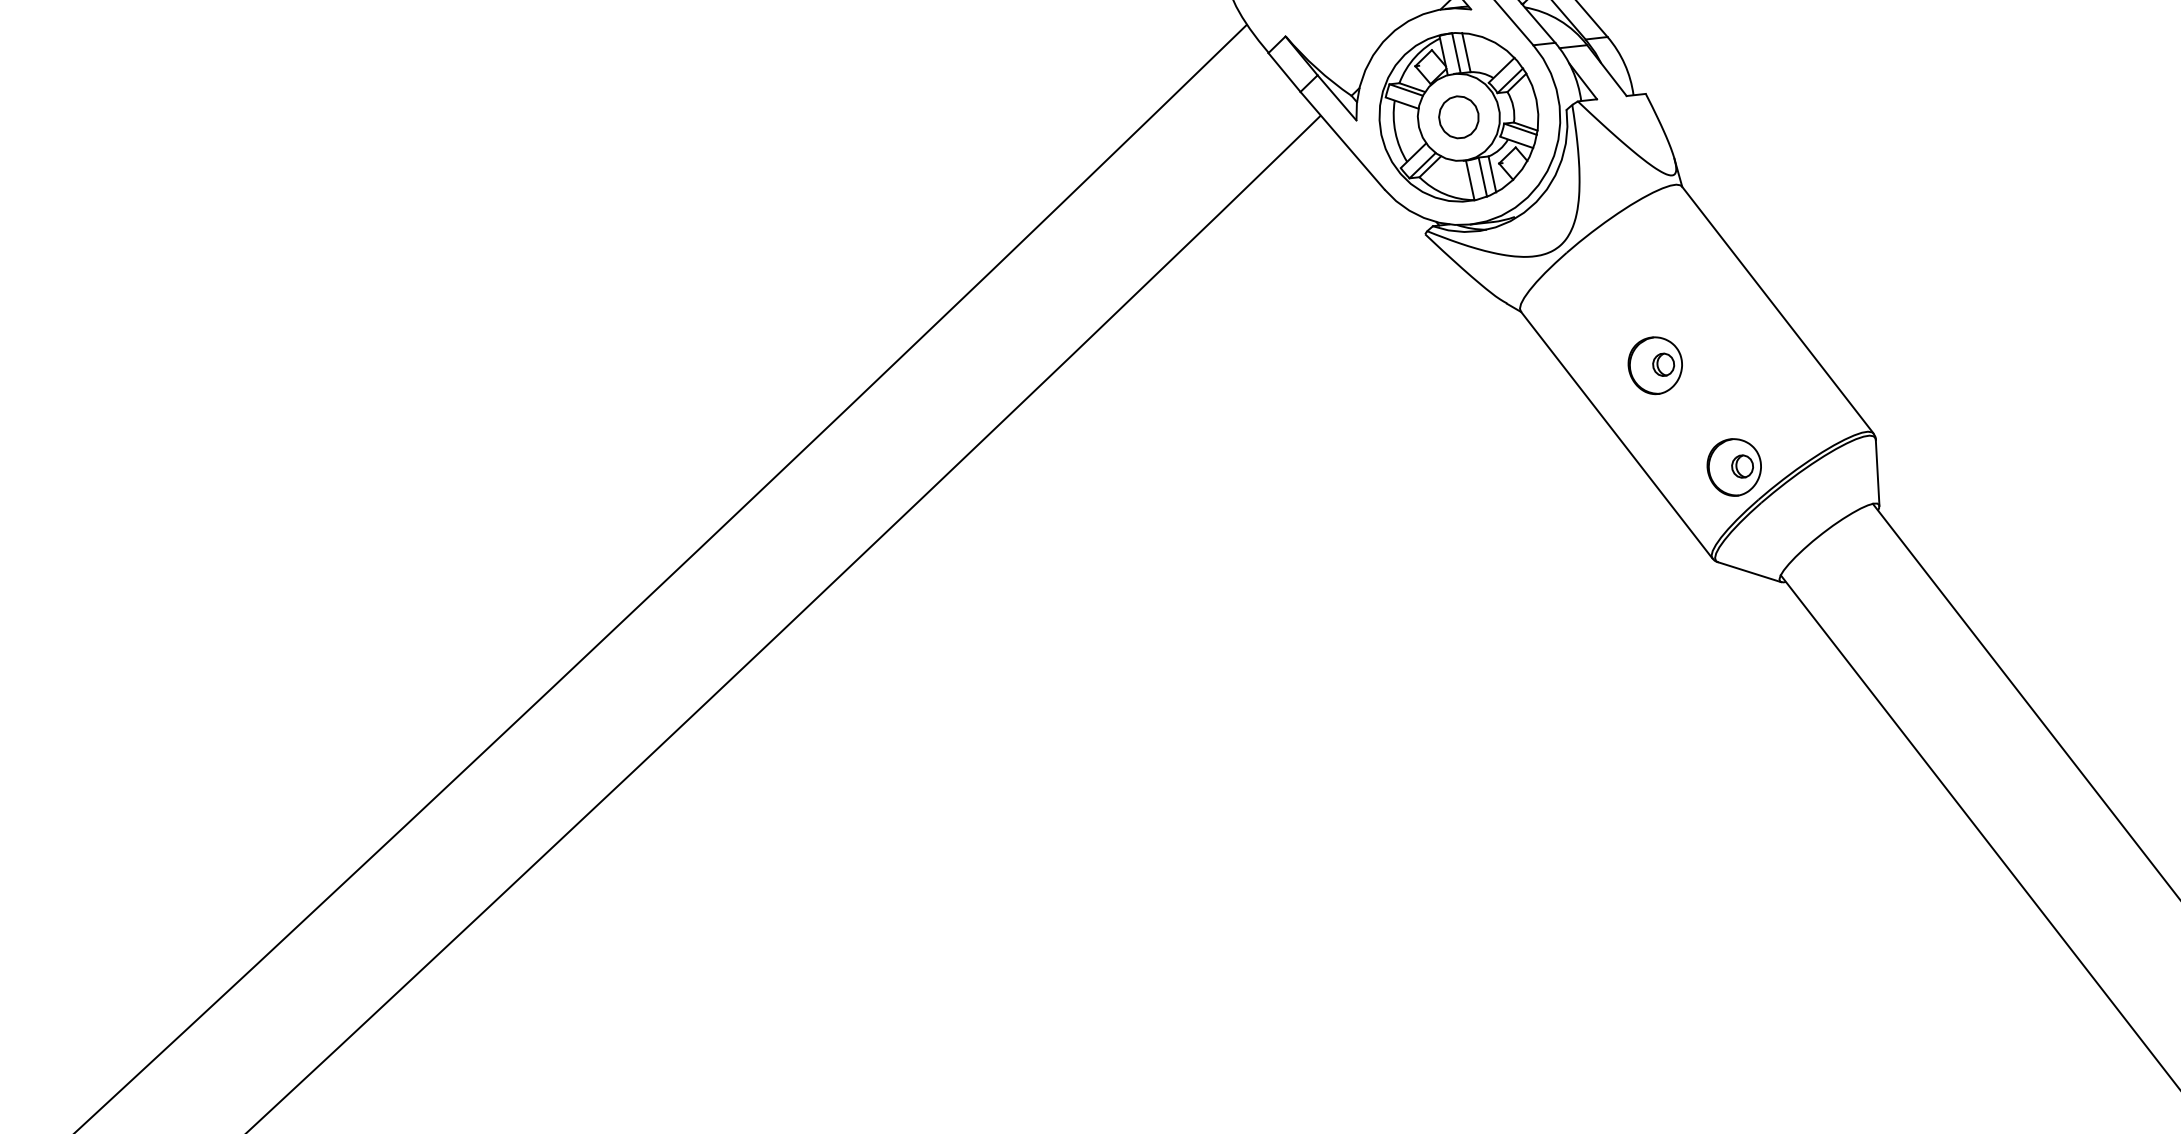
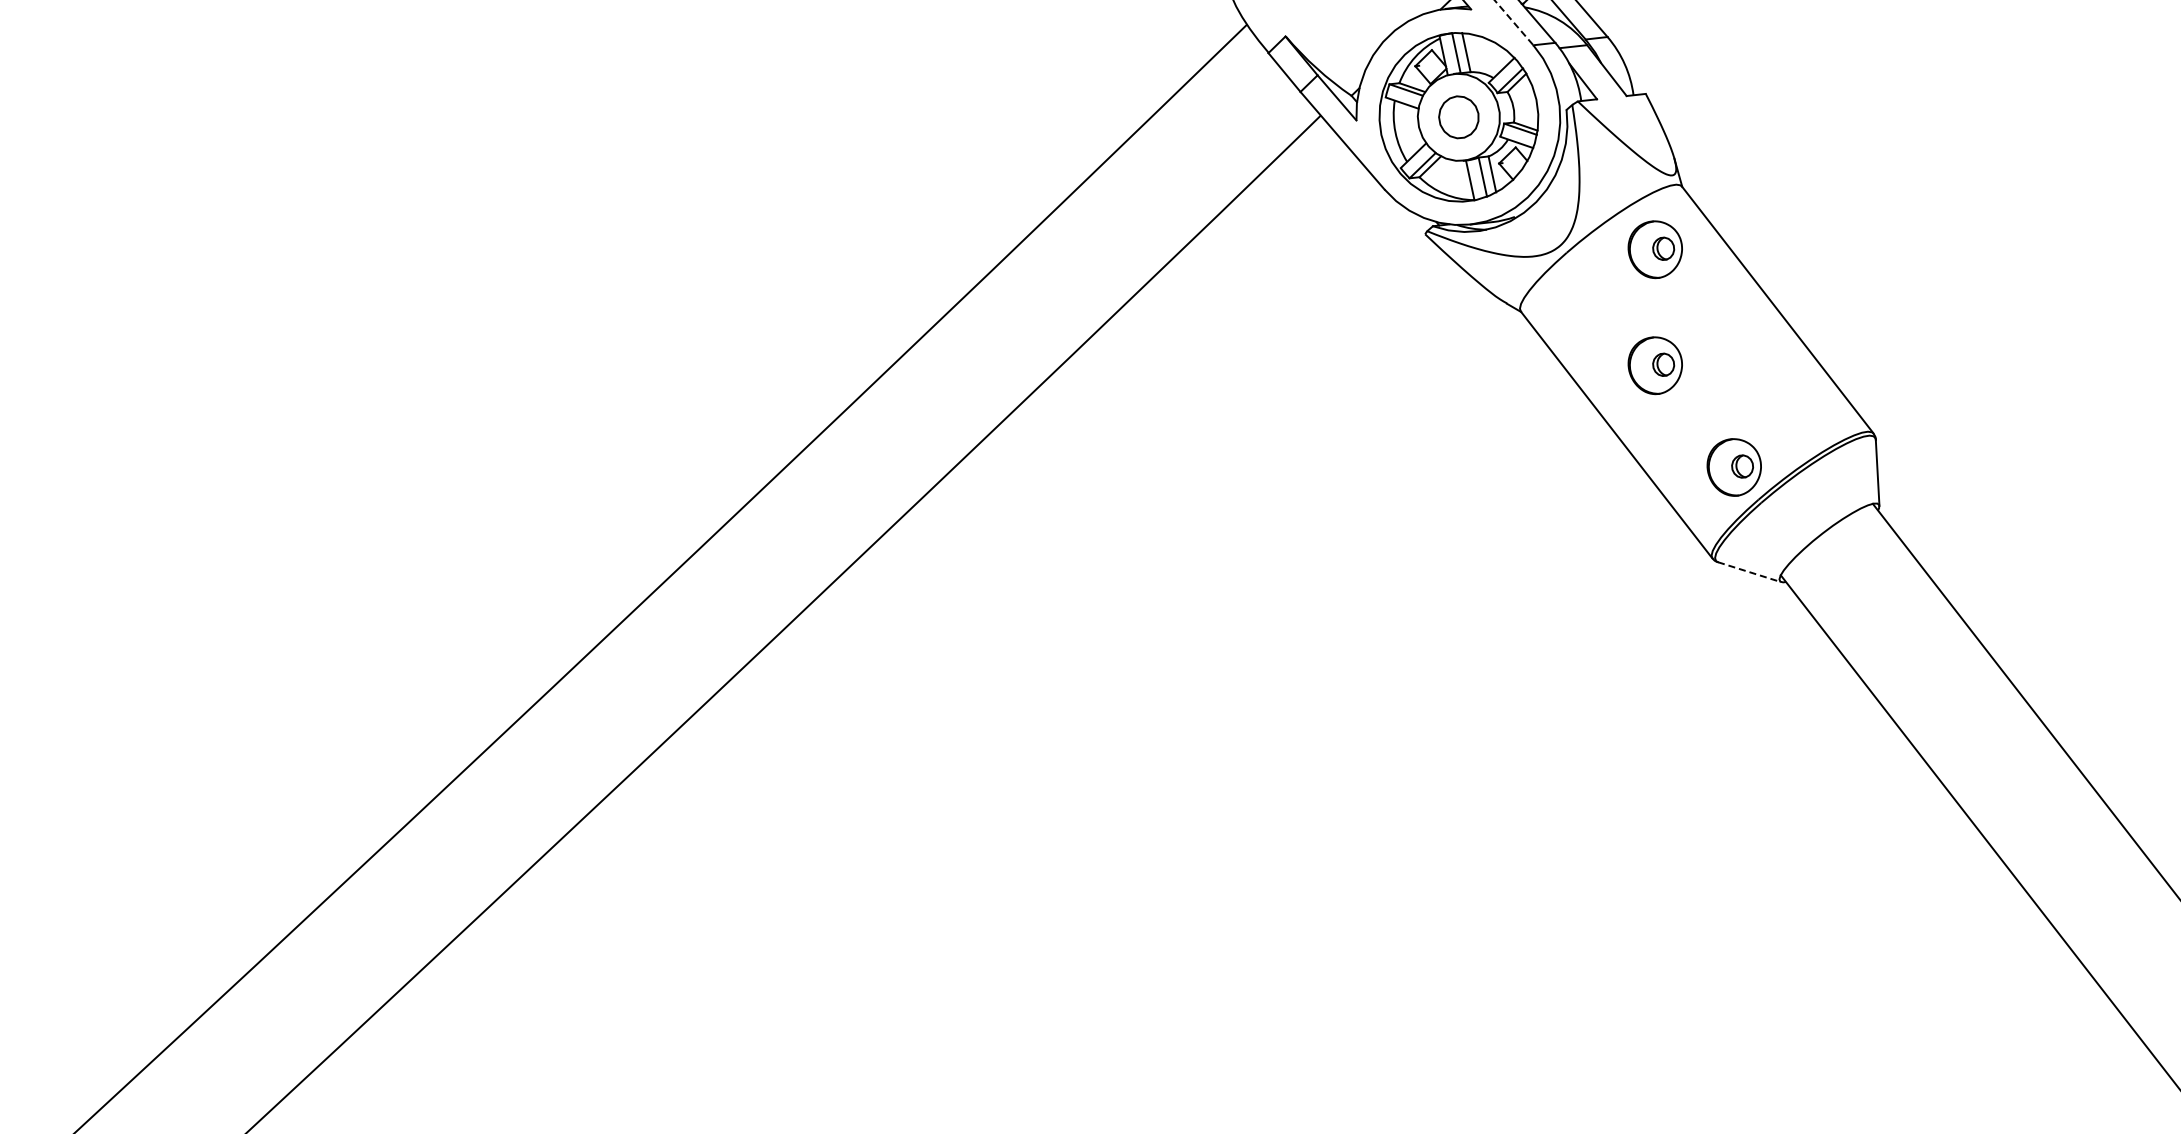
line: solid -> dashed (1514, 23)
part: none -> present (1654, 249)
line: solid -> dashed (1750, 572)
